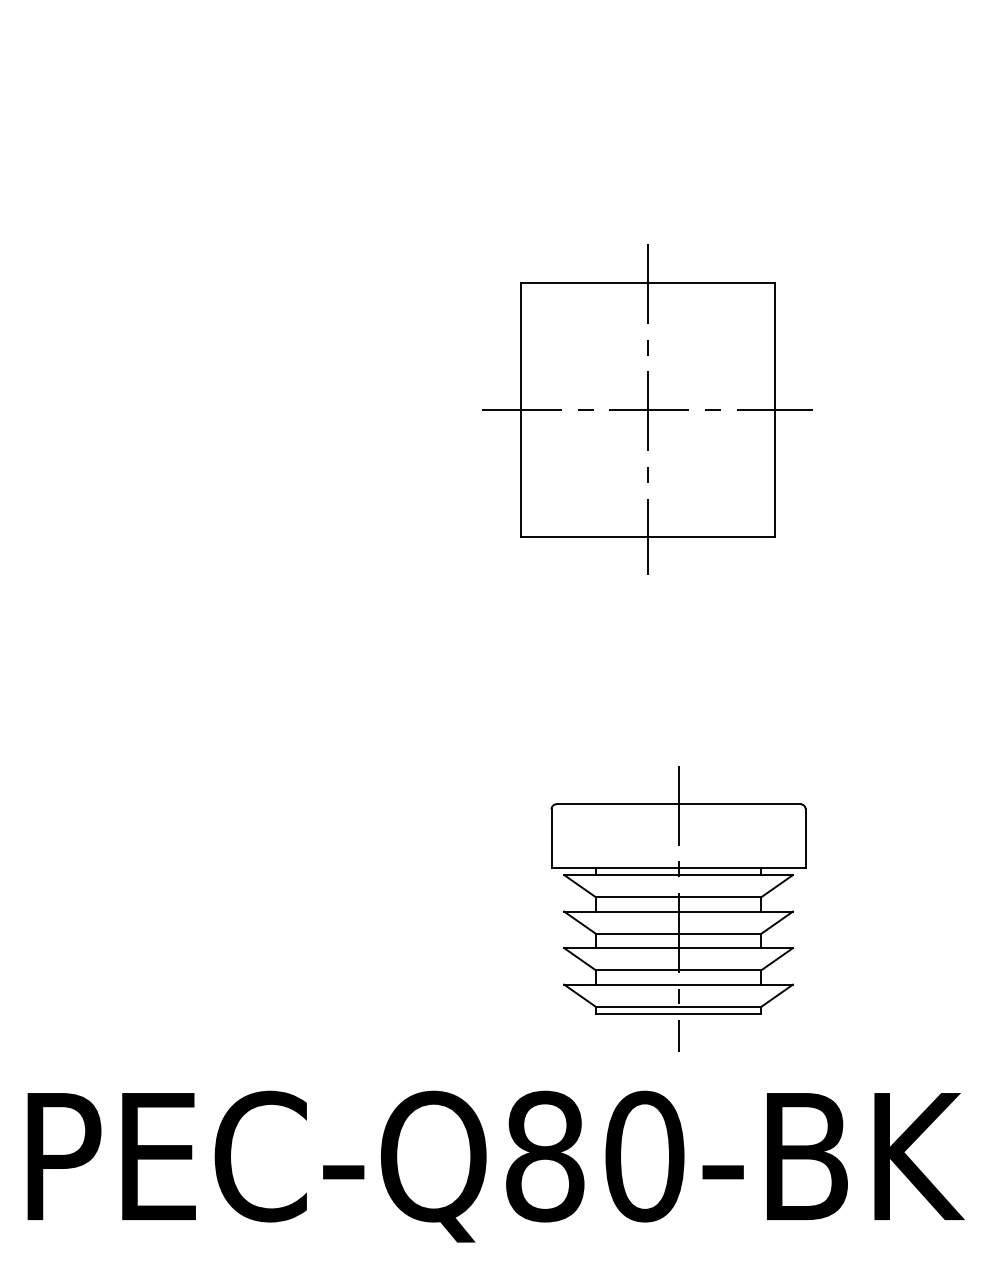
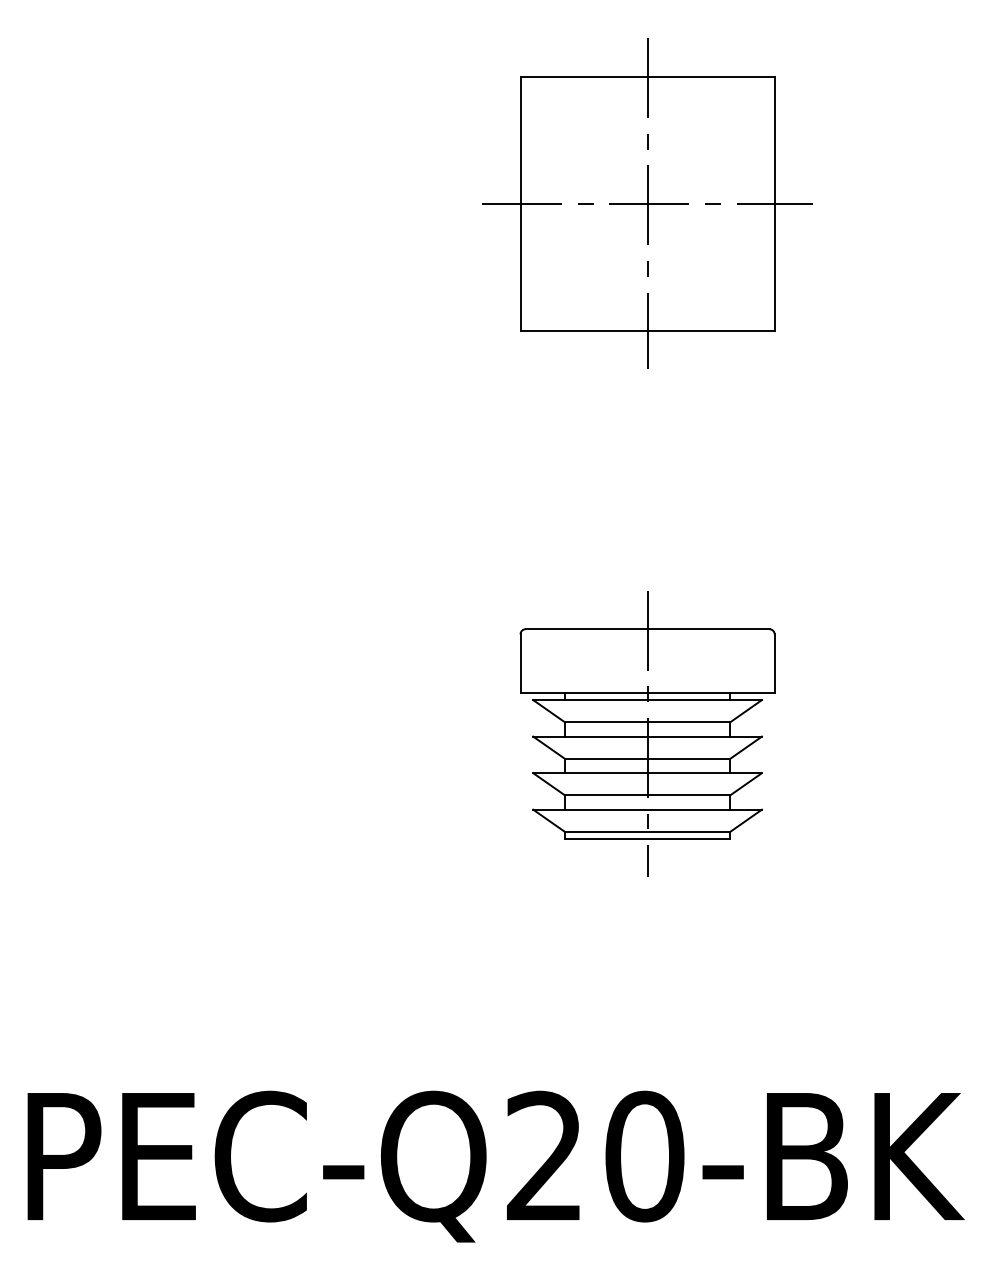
part position: (647, 409) -> (647, 203) (647, 203)
part position: (678, 908) -> (647, 733) (647, 733)
text: PEC-Q80-BK -> PEC-Q20-BK (545, 1156)
